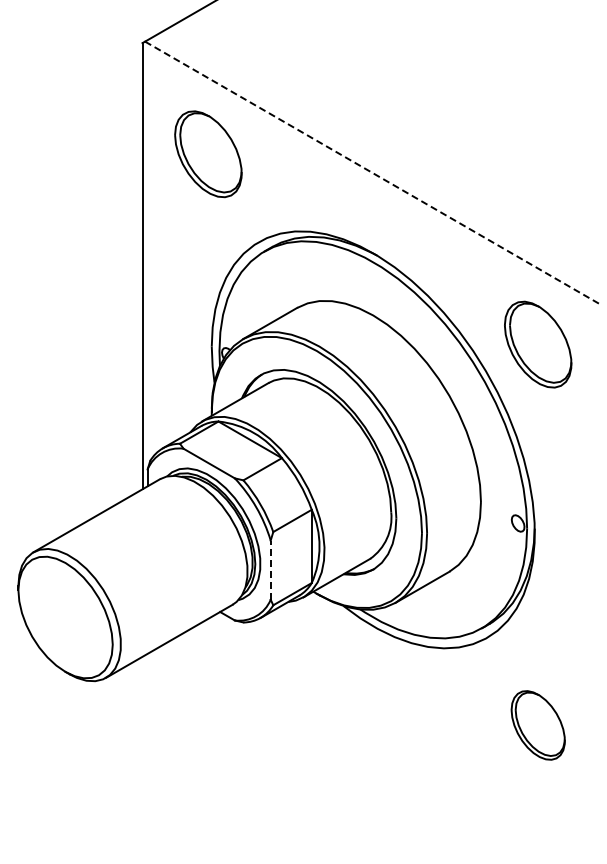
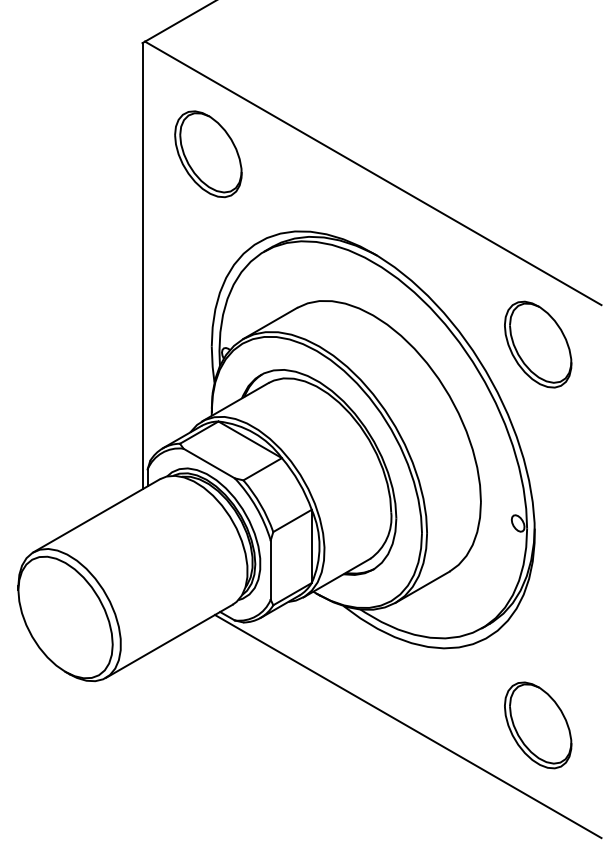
line: dashed -> solid (373, 173)
line: dashed -> solid (270, 570)
part size: 56x71 px -> 69x89 px (538, 725)
line: none -> present (407, 726)
